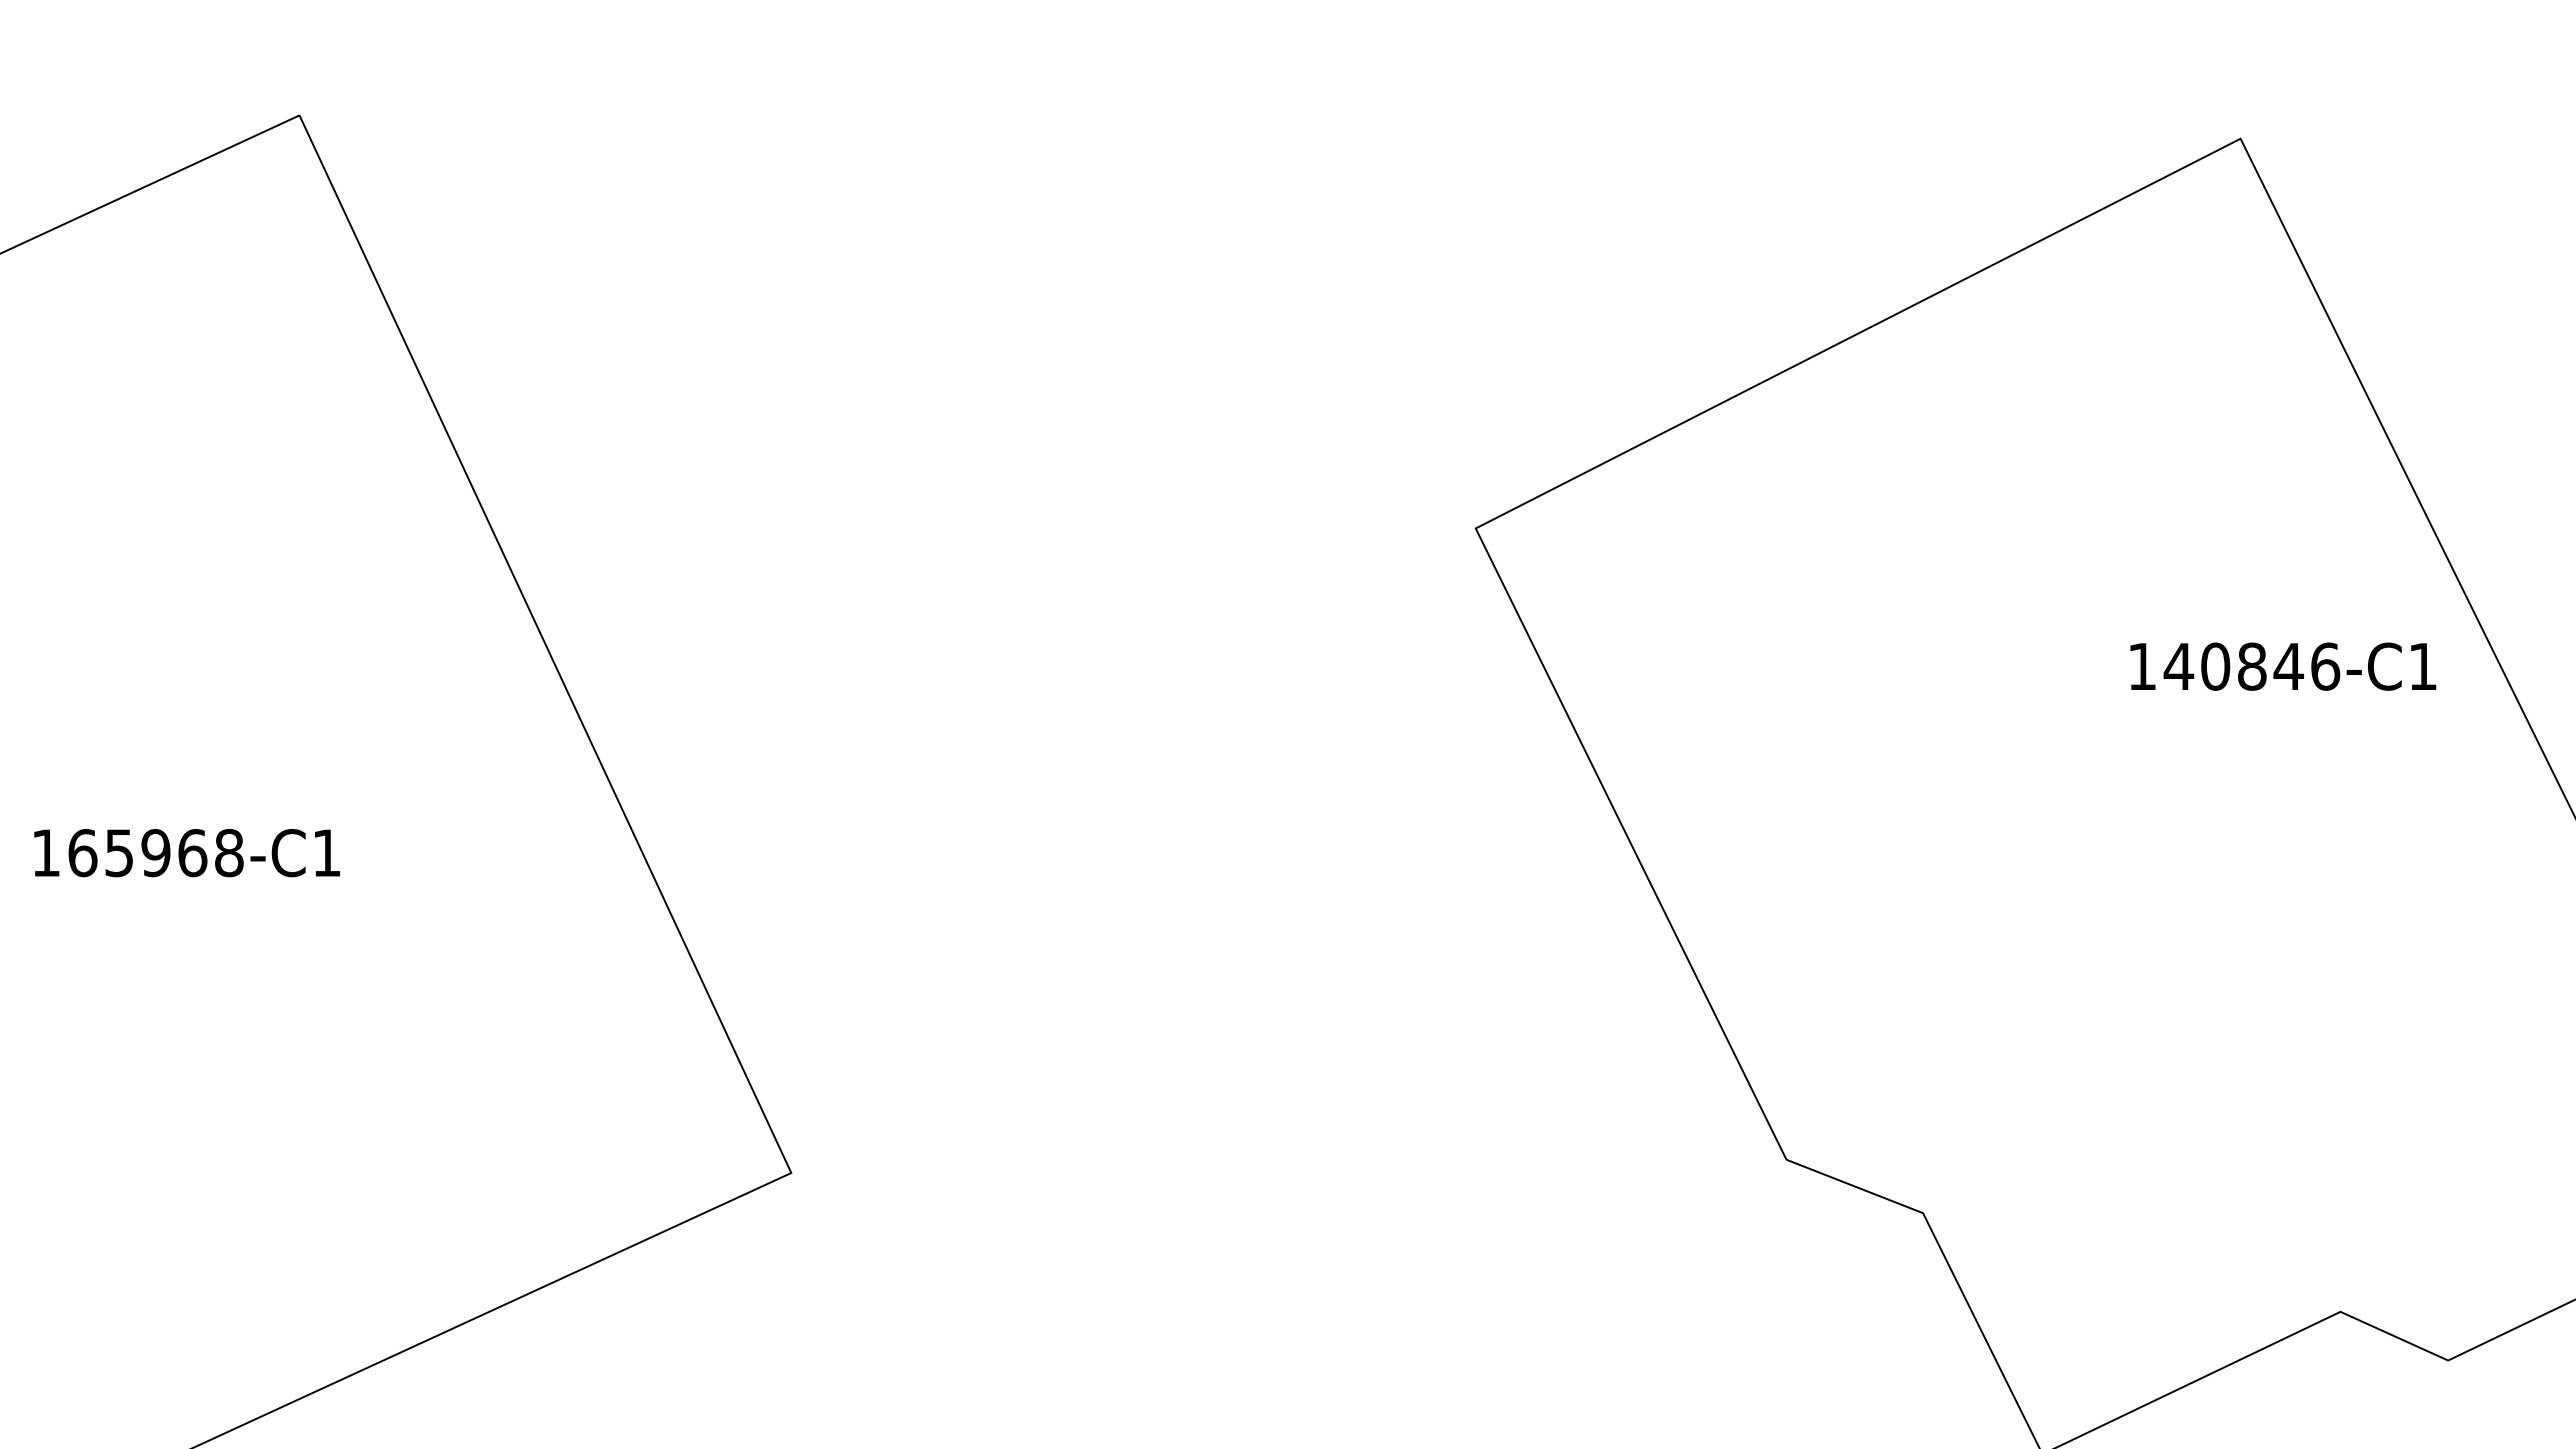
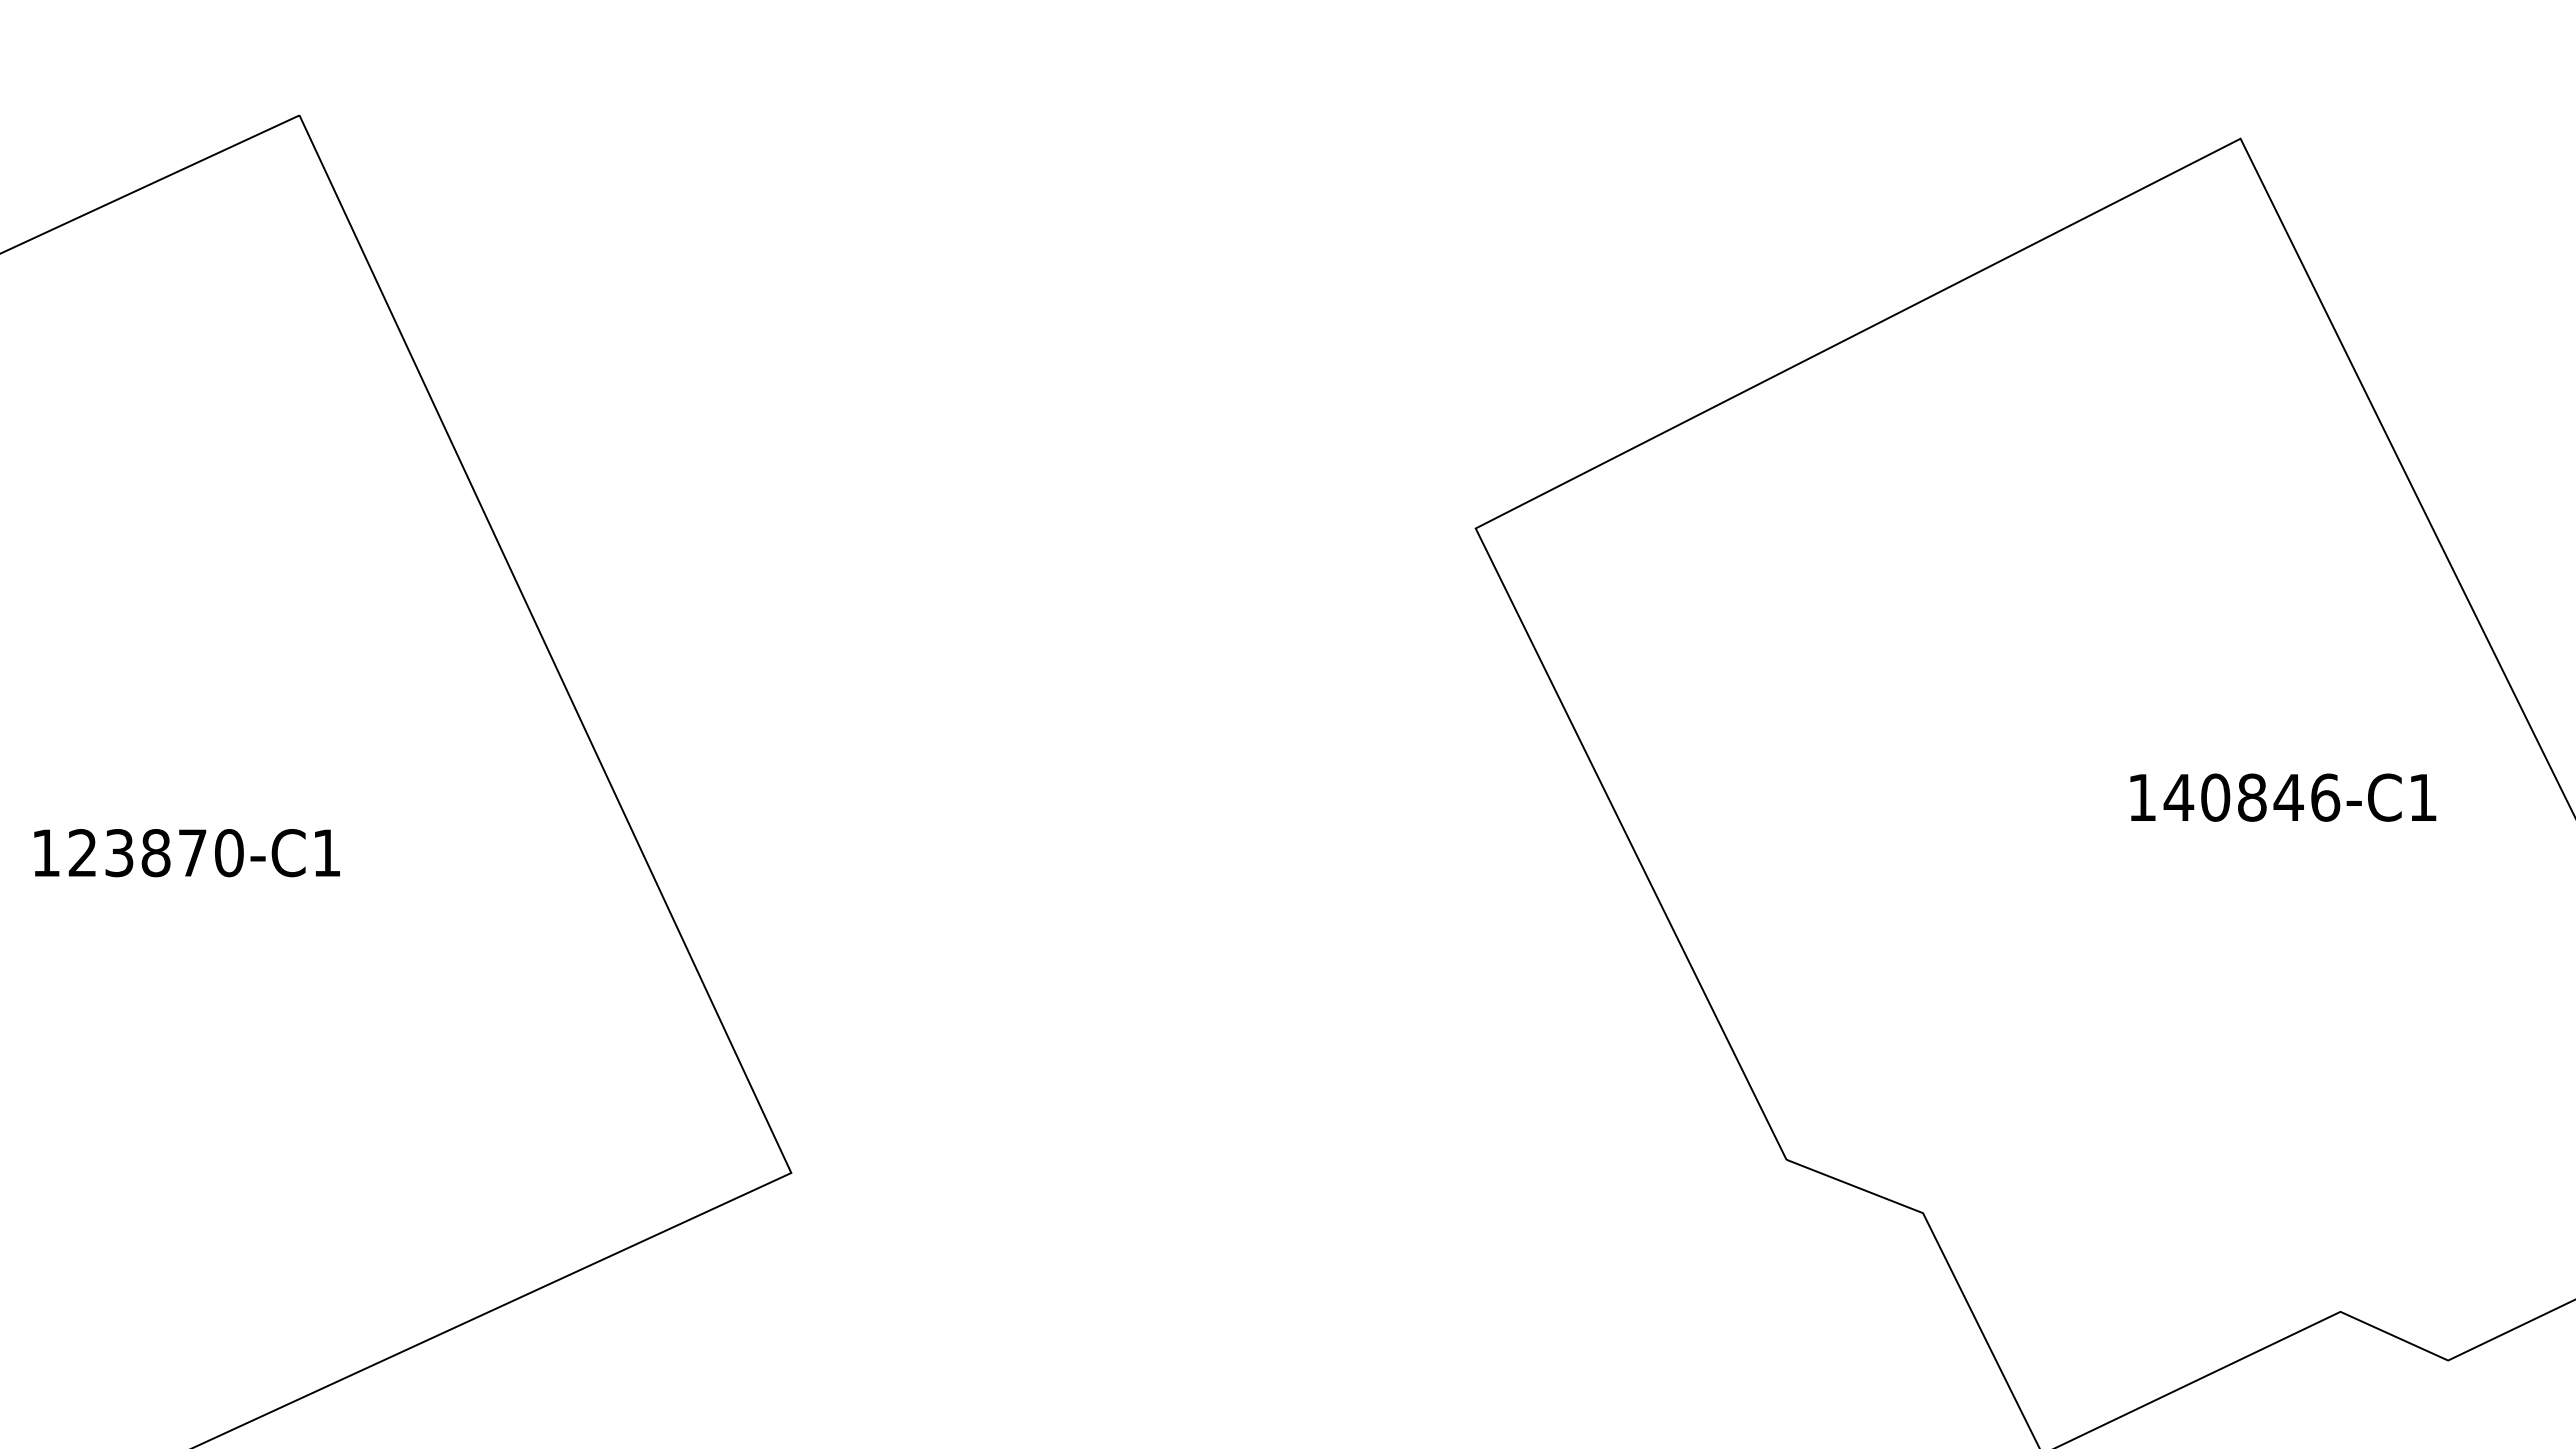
text position: (2283, 666) -> (2283, 797) (2283, 797)
text: 165968-C1 -> 123870-C1 (155, 853)
